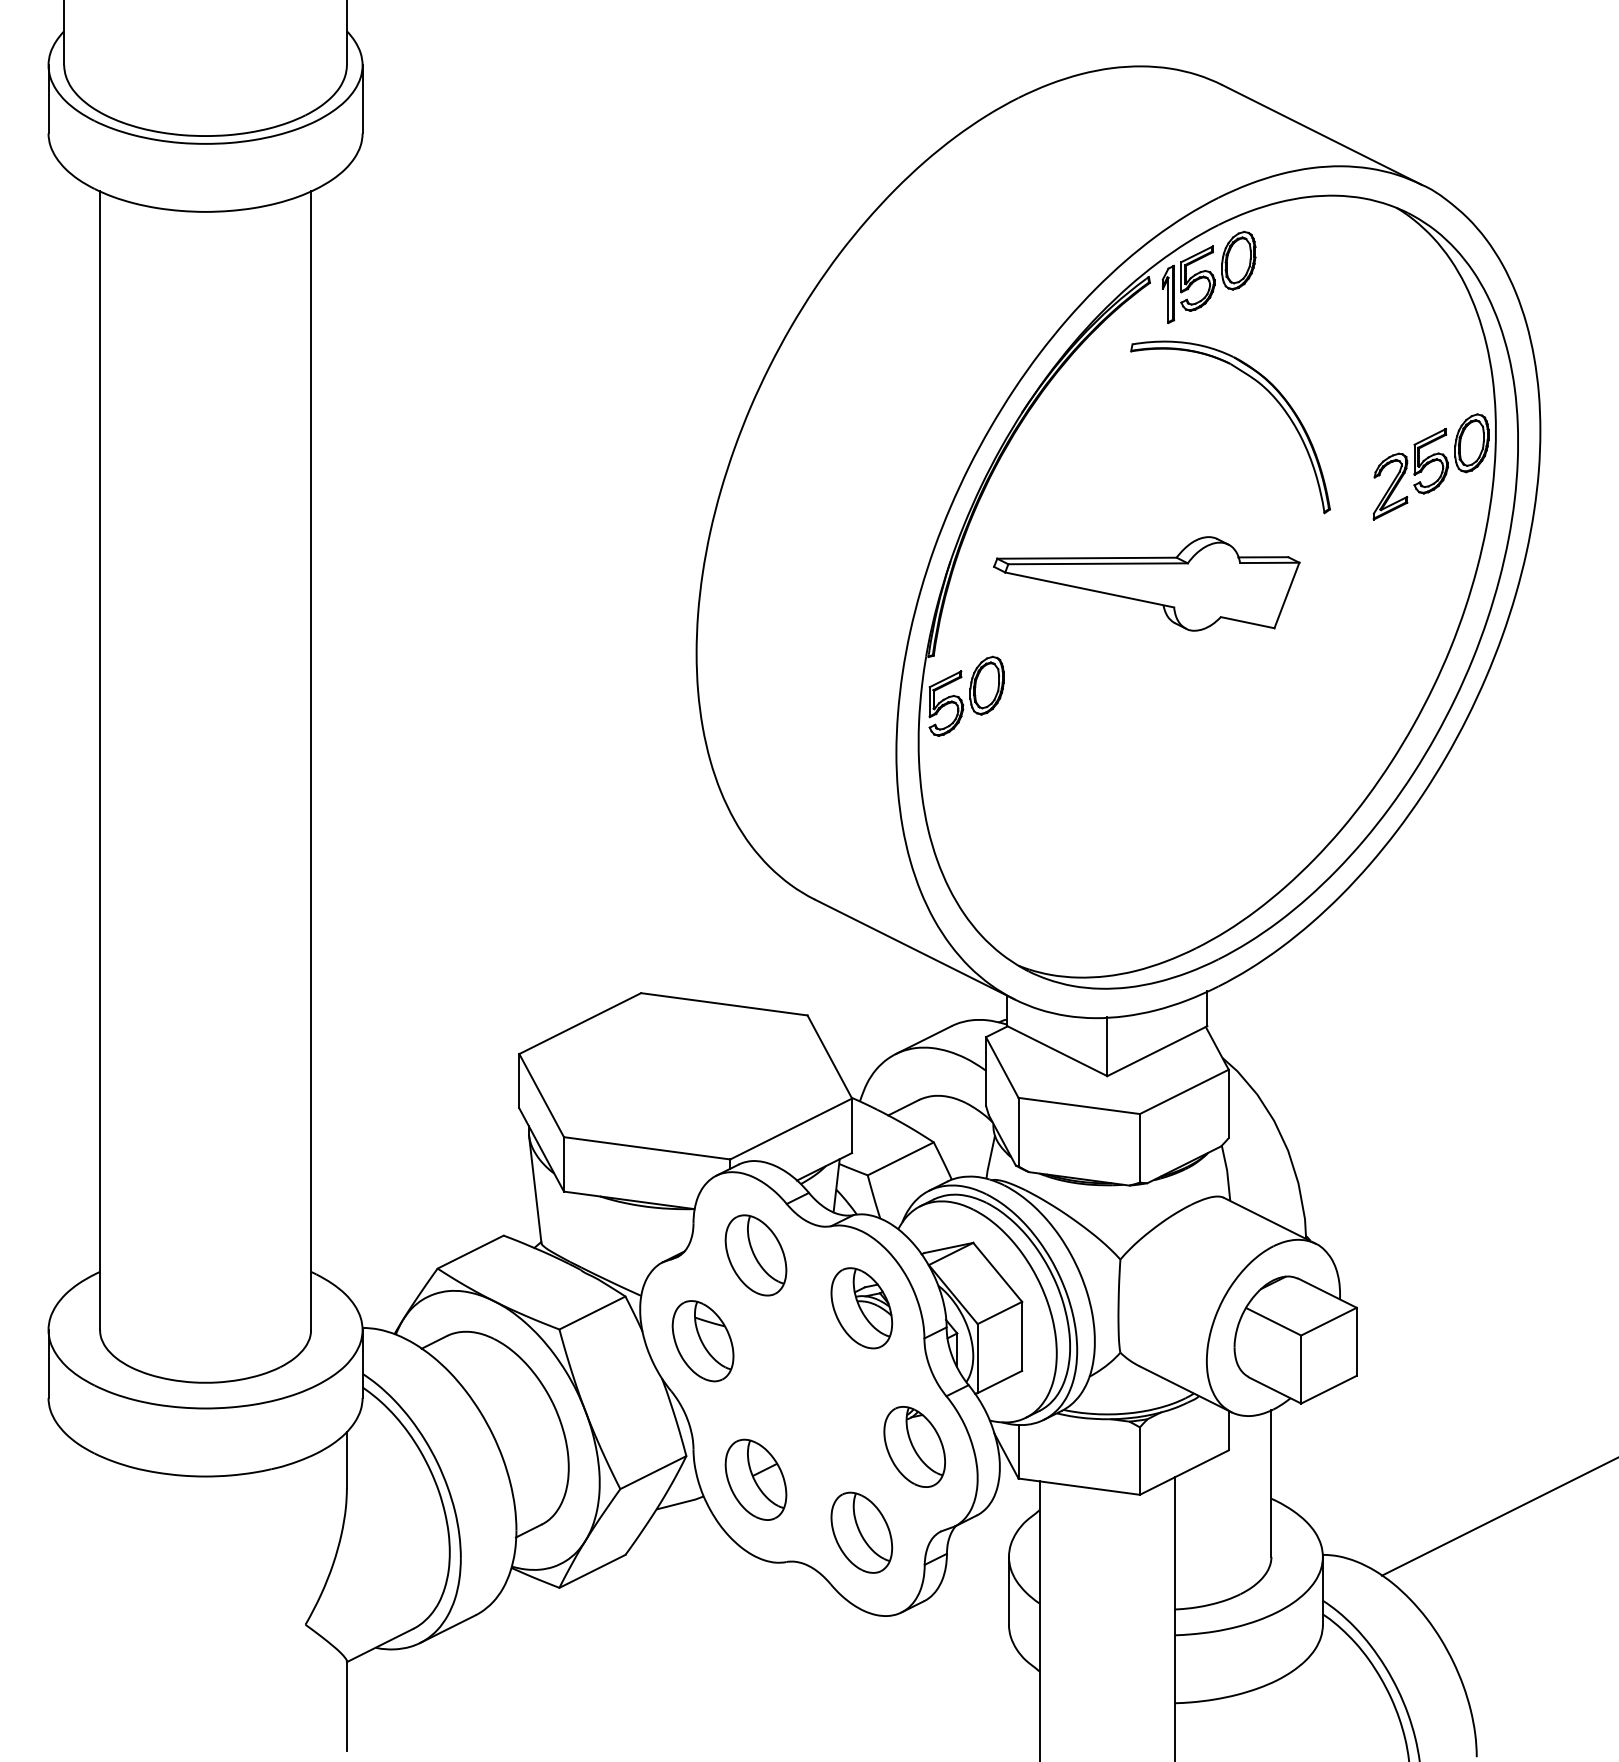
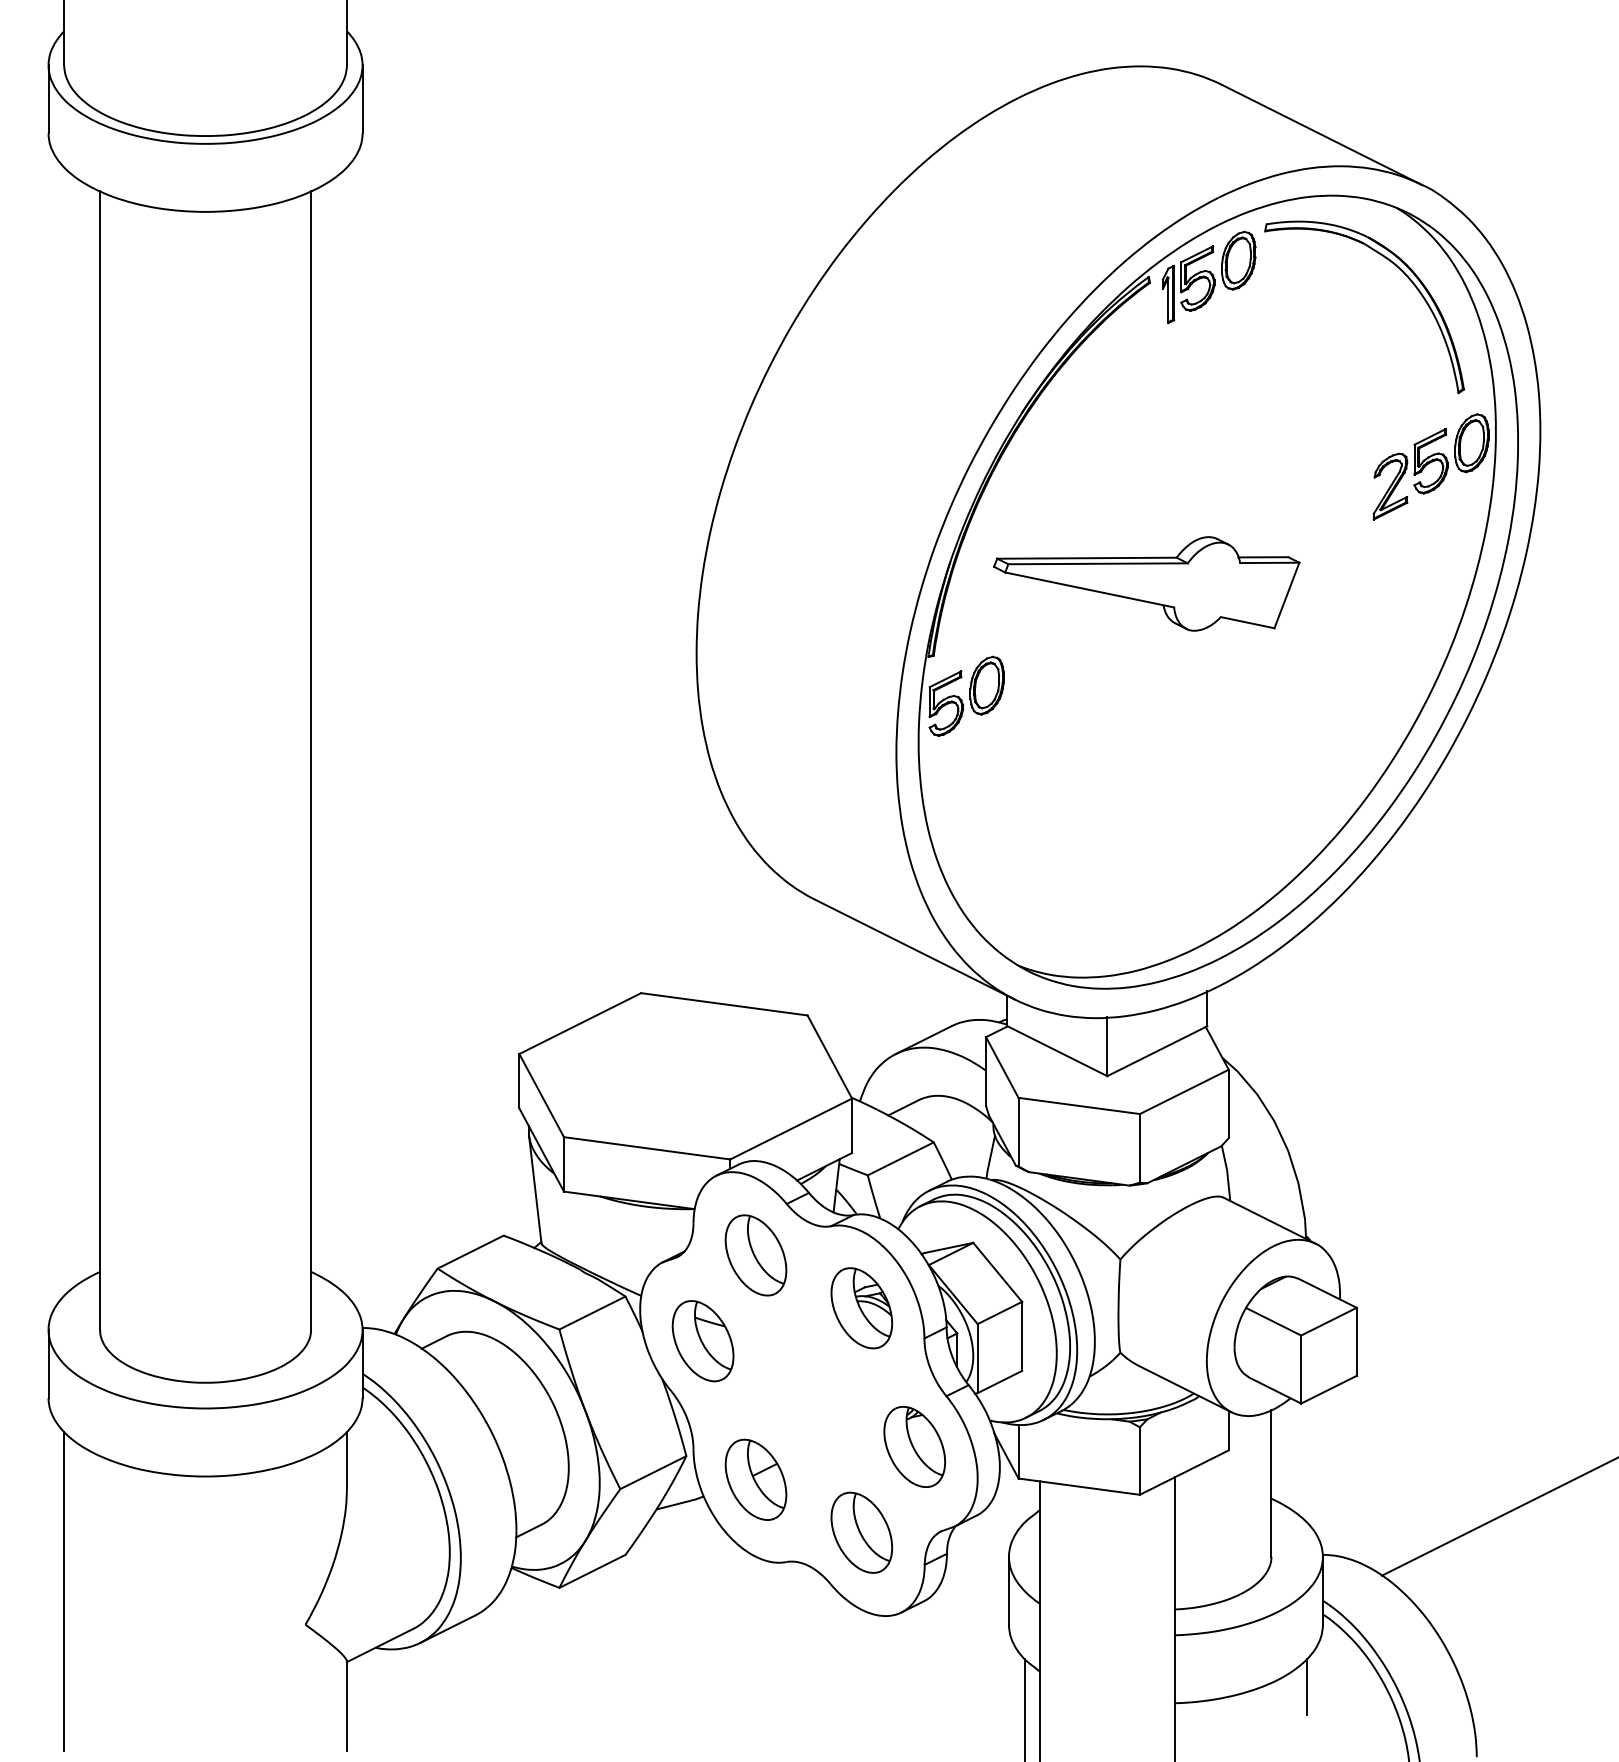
part position: (1261, 386) -> (1395, 266) (1395, 266)
line: none -> present (64, 1591)
line: none -> present (1307, 1686)
line: none -> present (1024, 1708)
